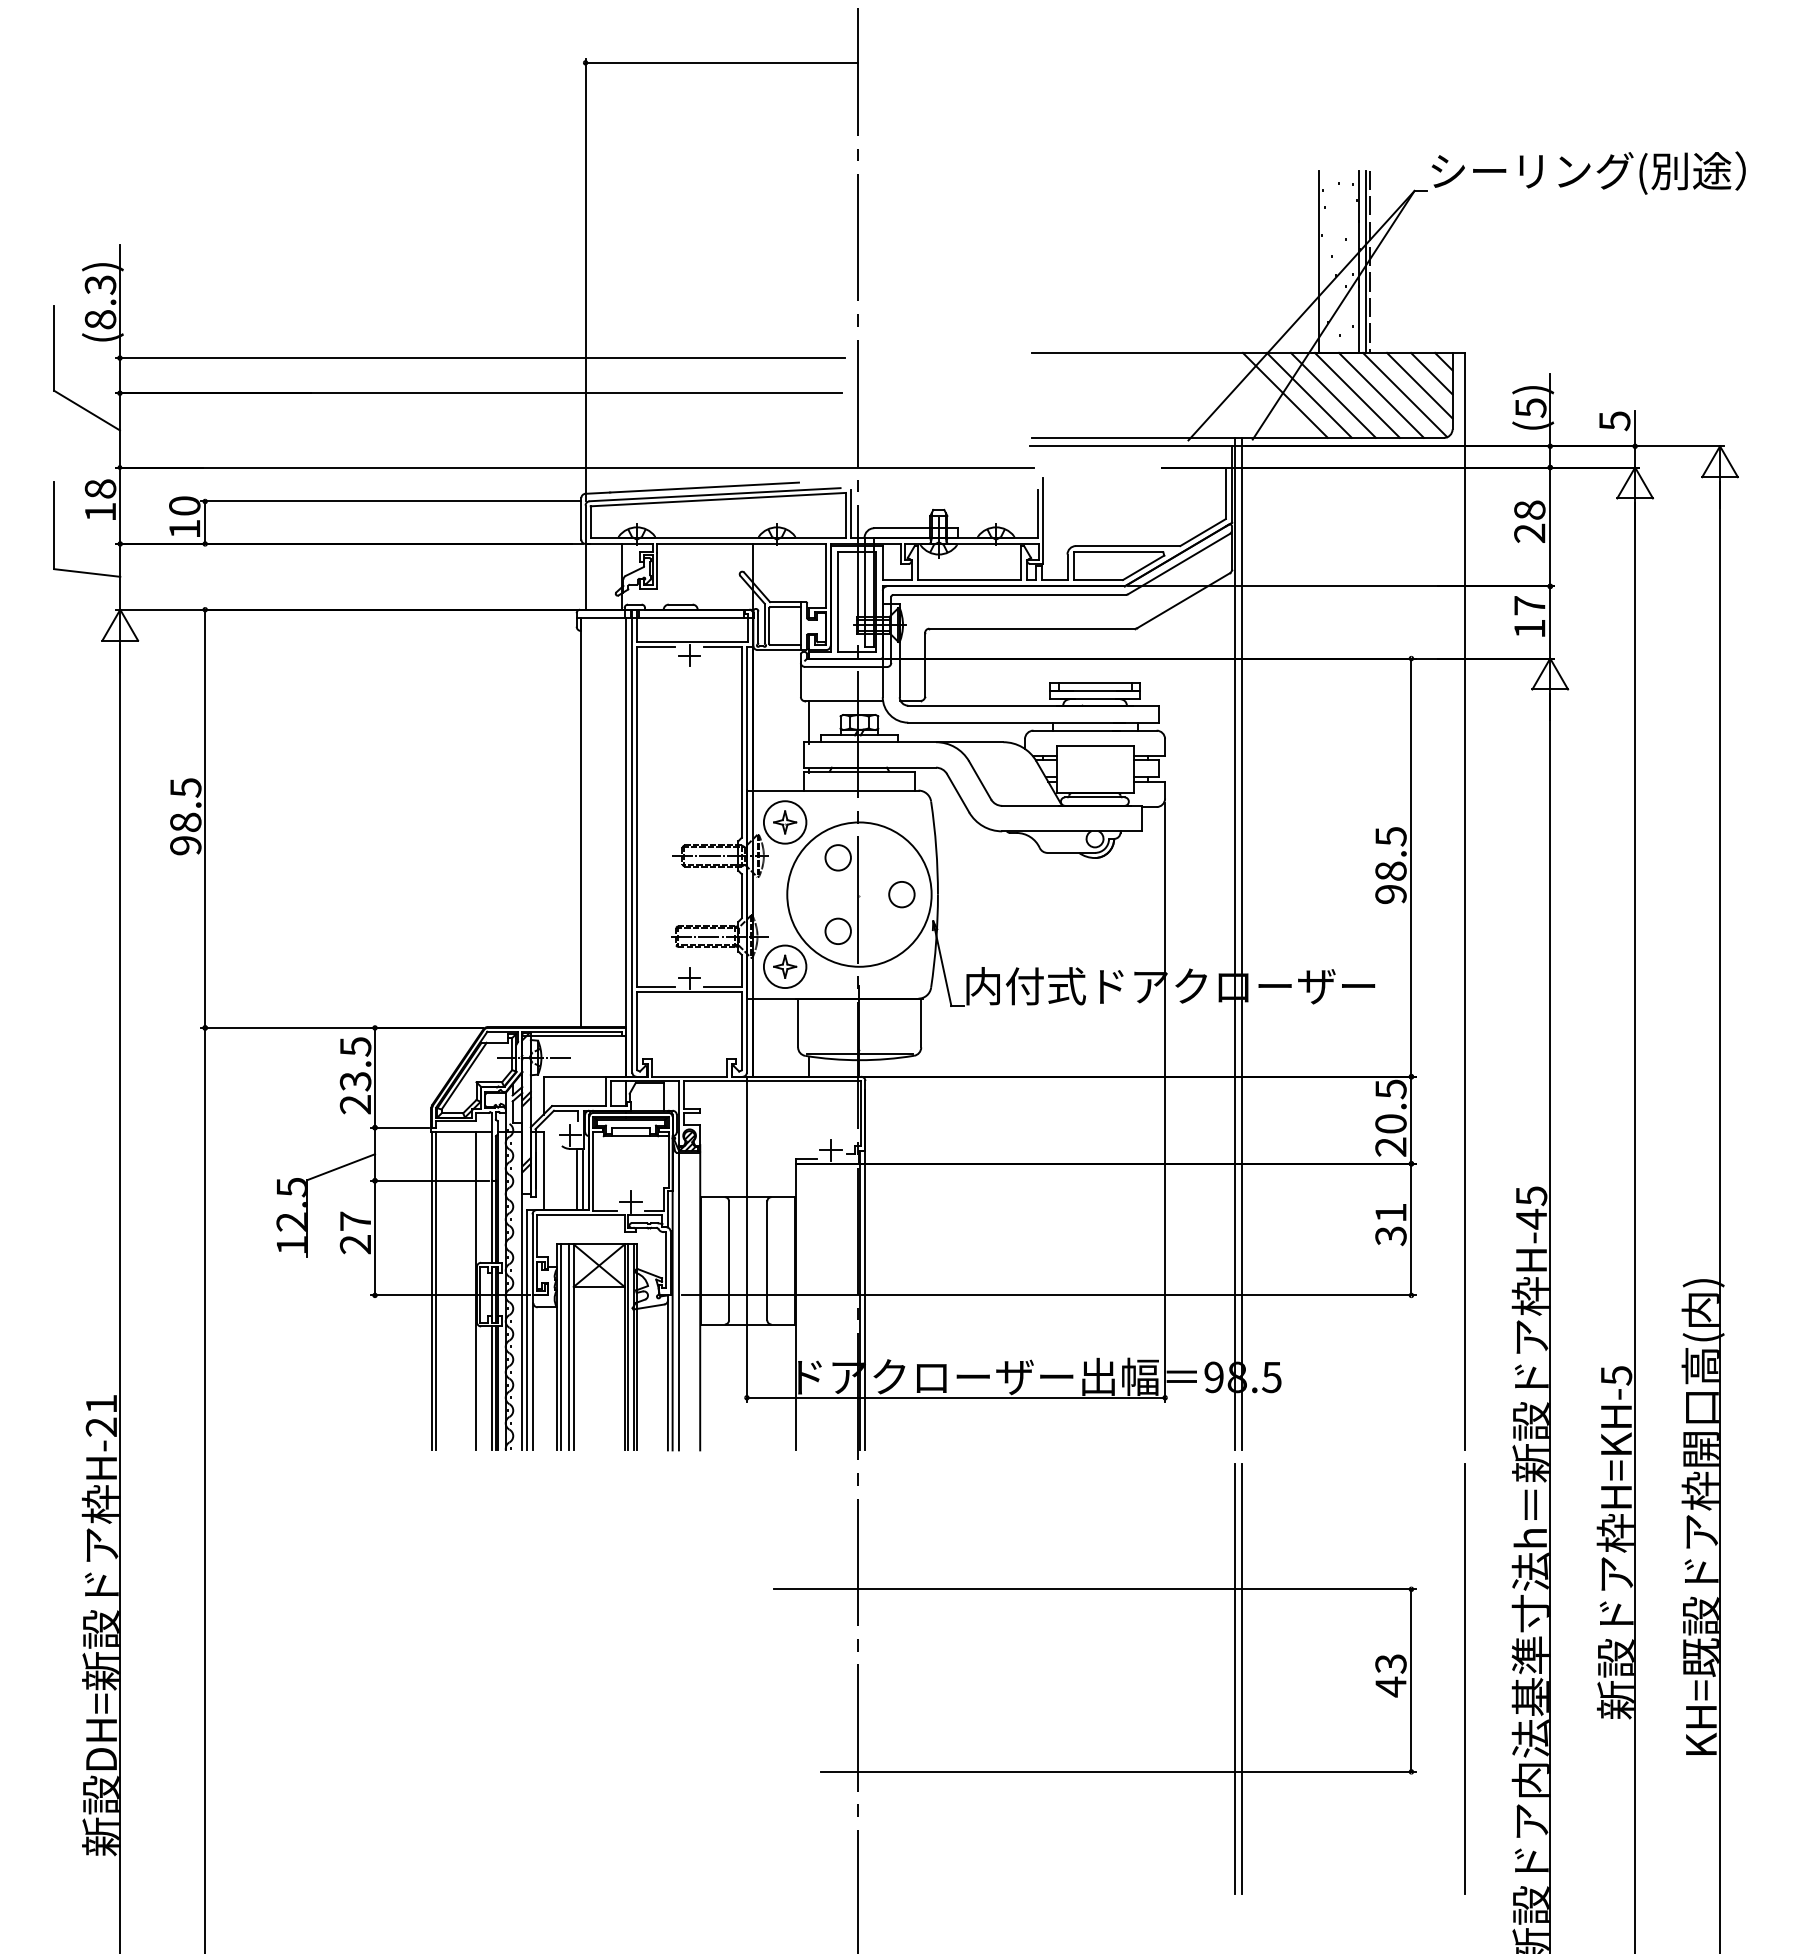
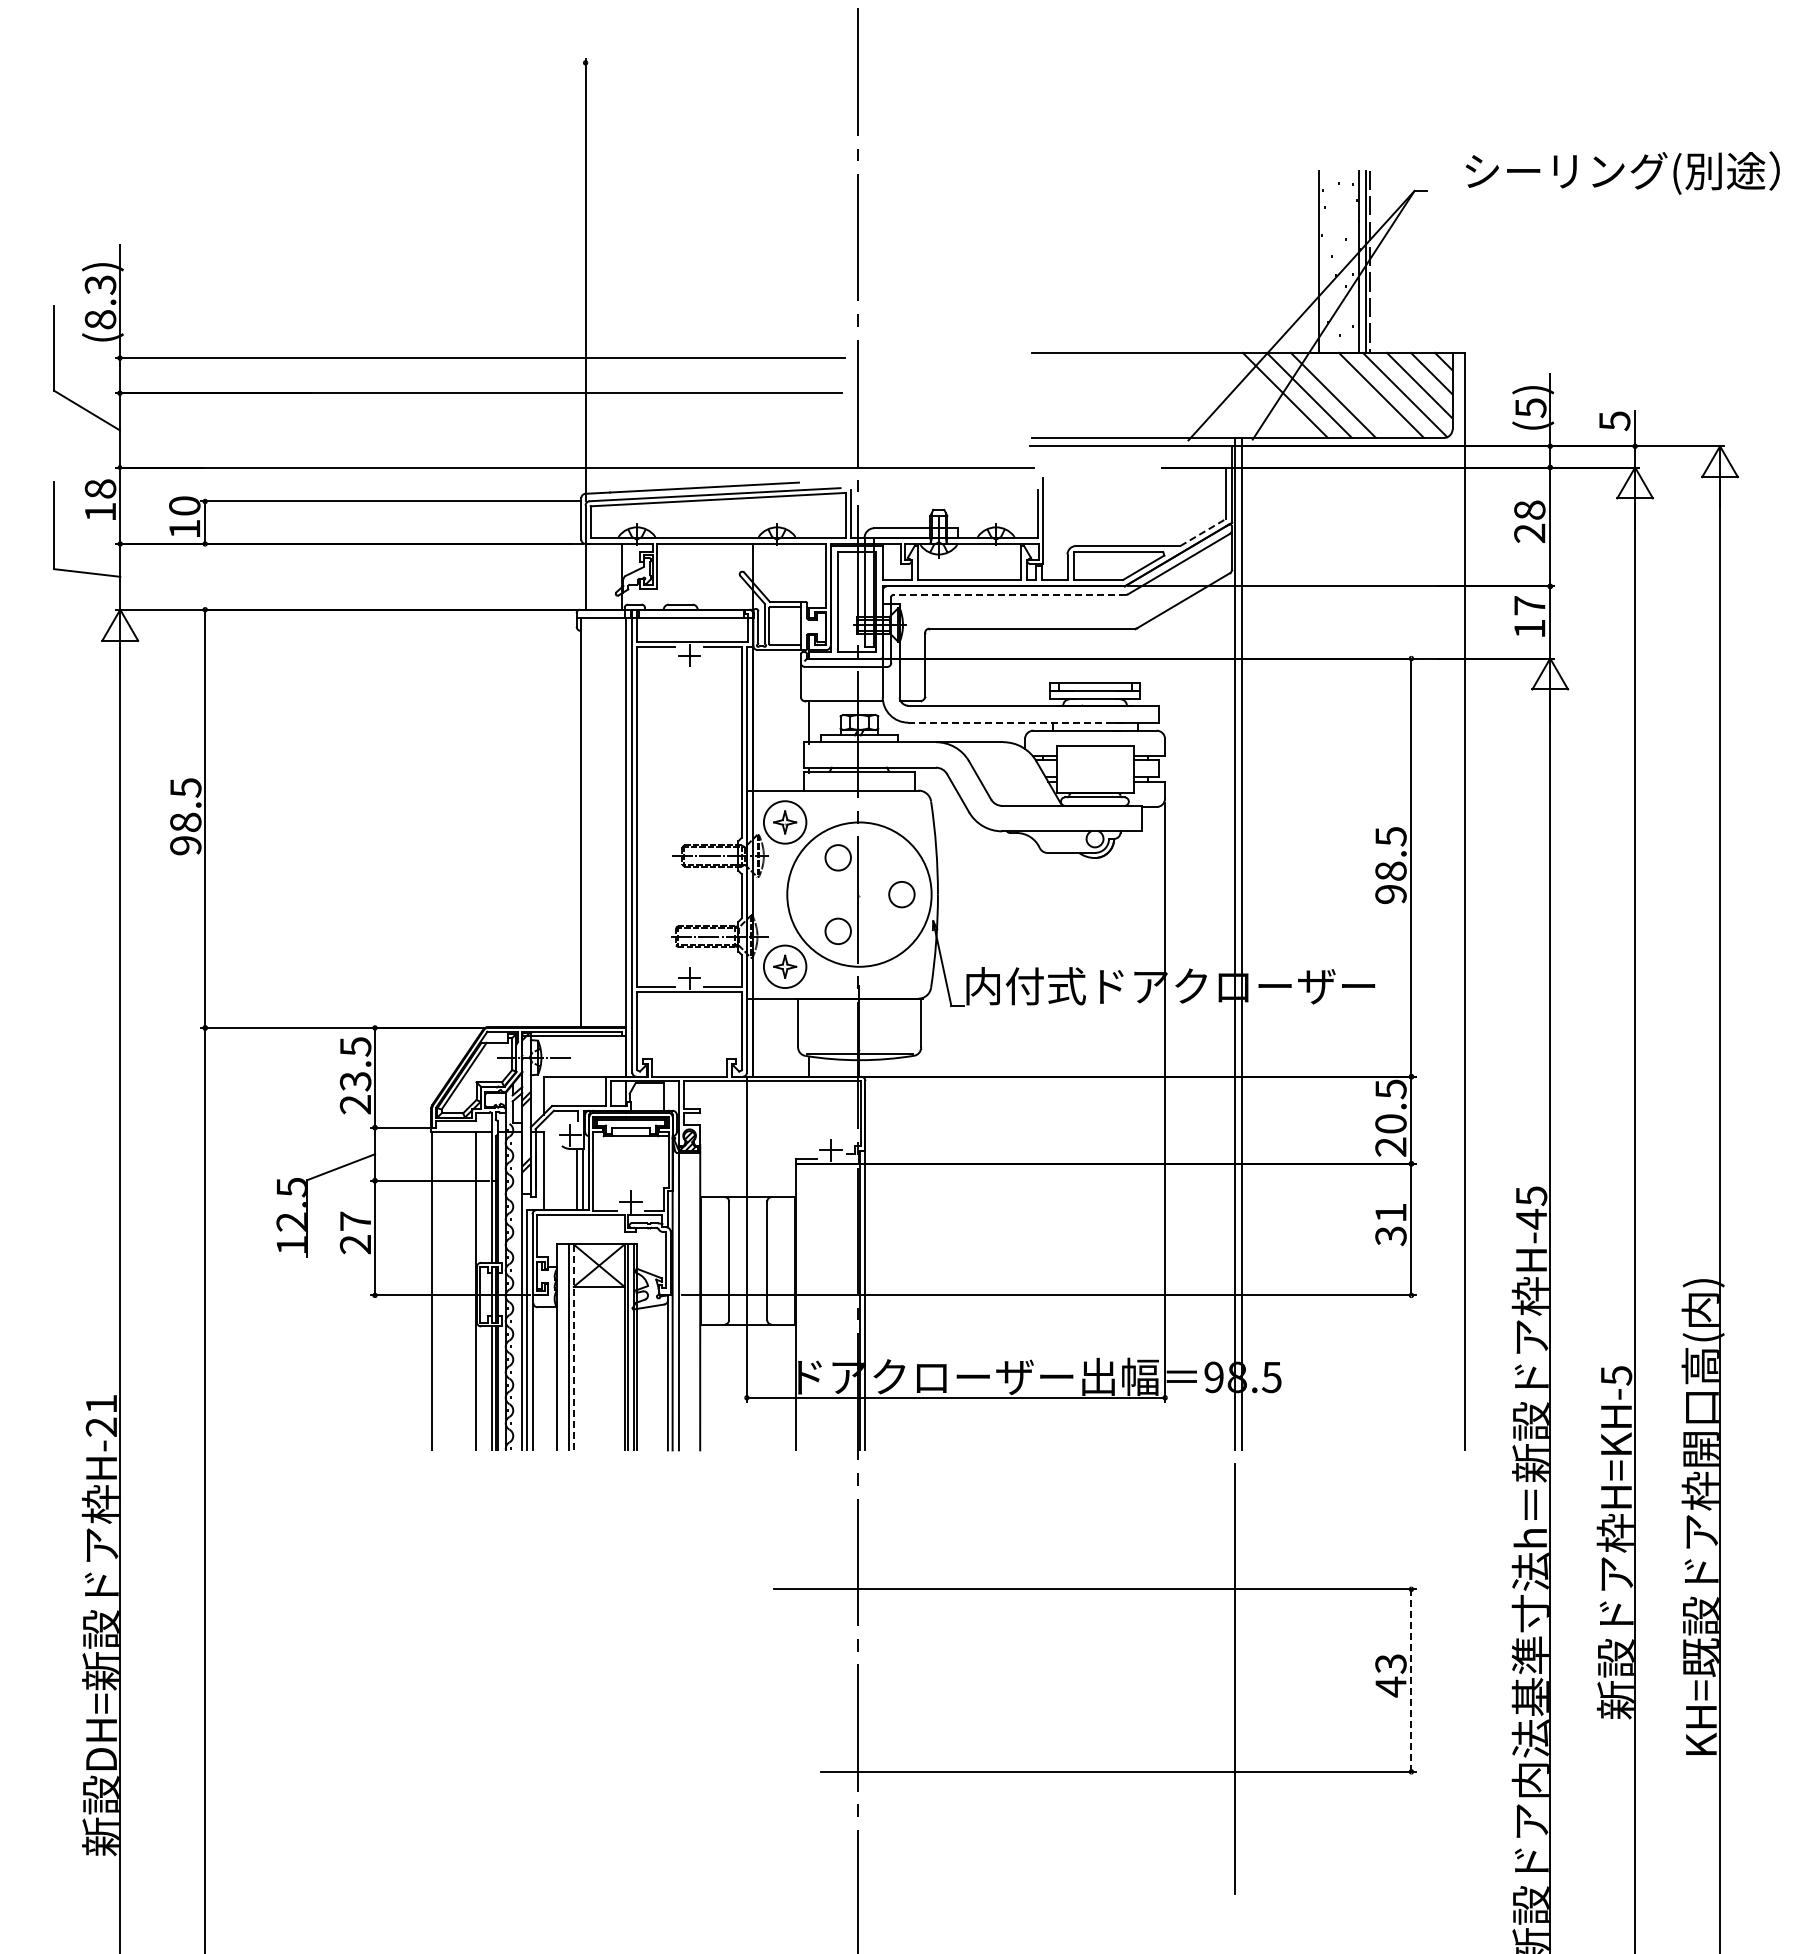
line: present -> none (721, 62)
text position: (1588, 172) -> (1622, 172) (1622, 172)
line: present -> none (1356, 394)
line: solid -> dashed (1203, 532)
line: solid -> dashed (1009, 594)
line: solid -> dashed (1017, 722)
line: present -> none (435, 1290)
line: present -> none (560, 1347)
line: solid -> dashed (573, 1347)
line: present -> none (1241, 1678)
line: present -> none (1464, 1678)
line: solid -> dashed (1411, 1681)
